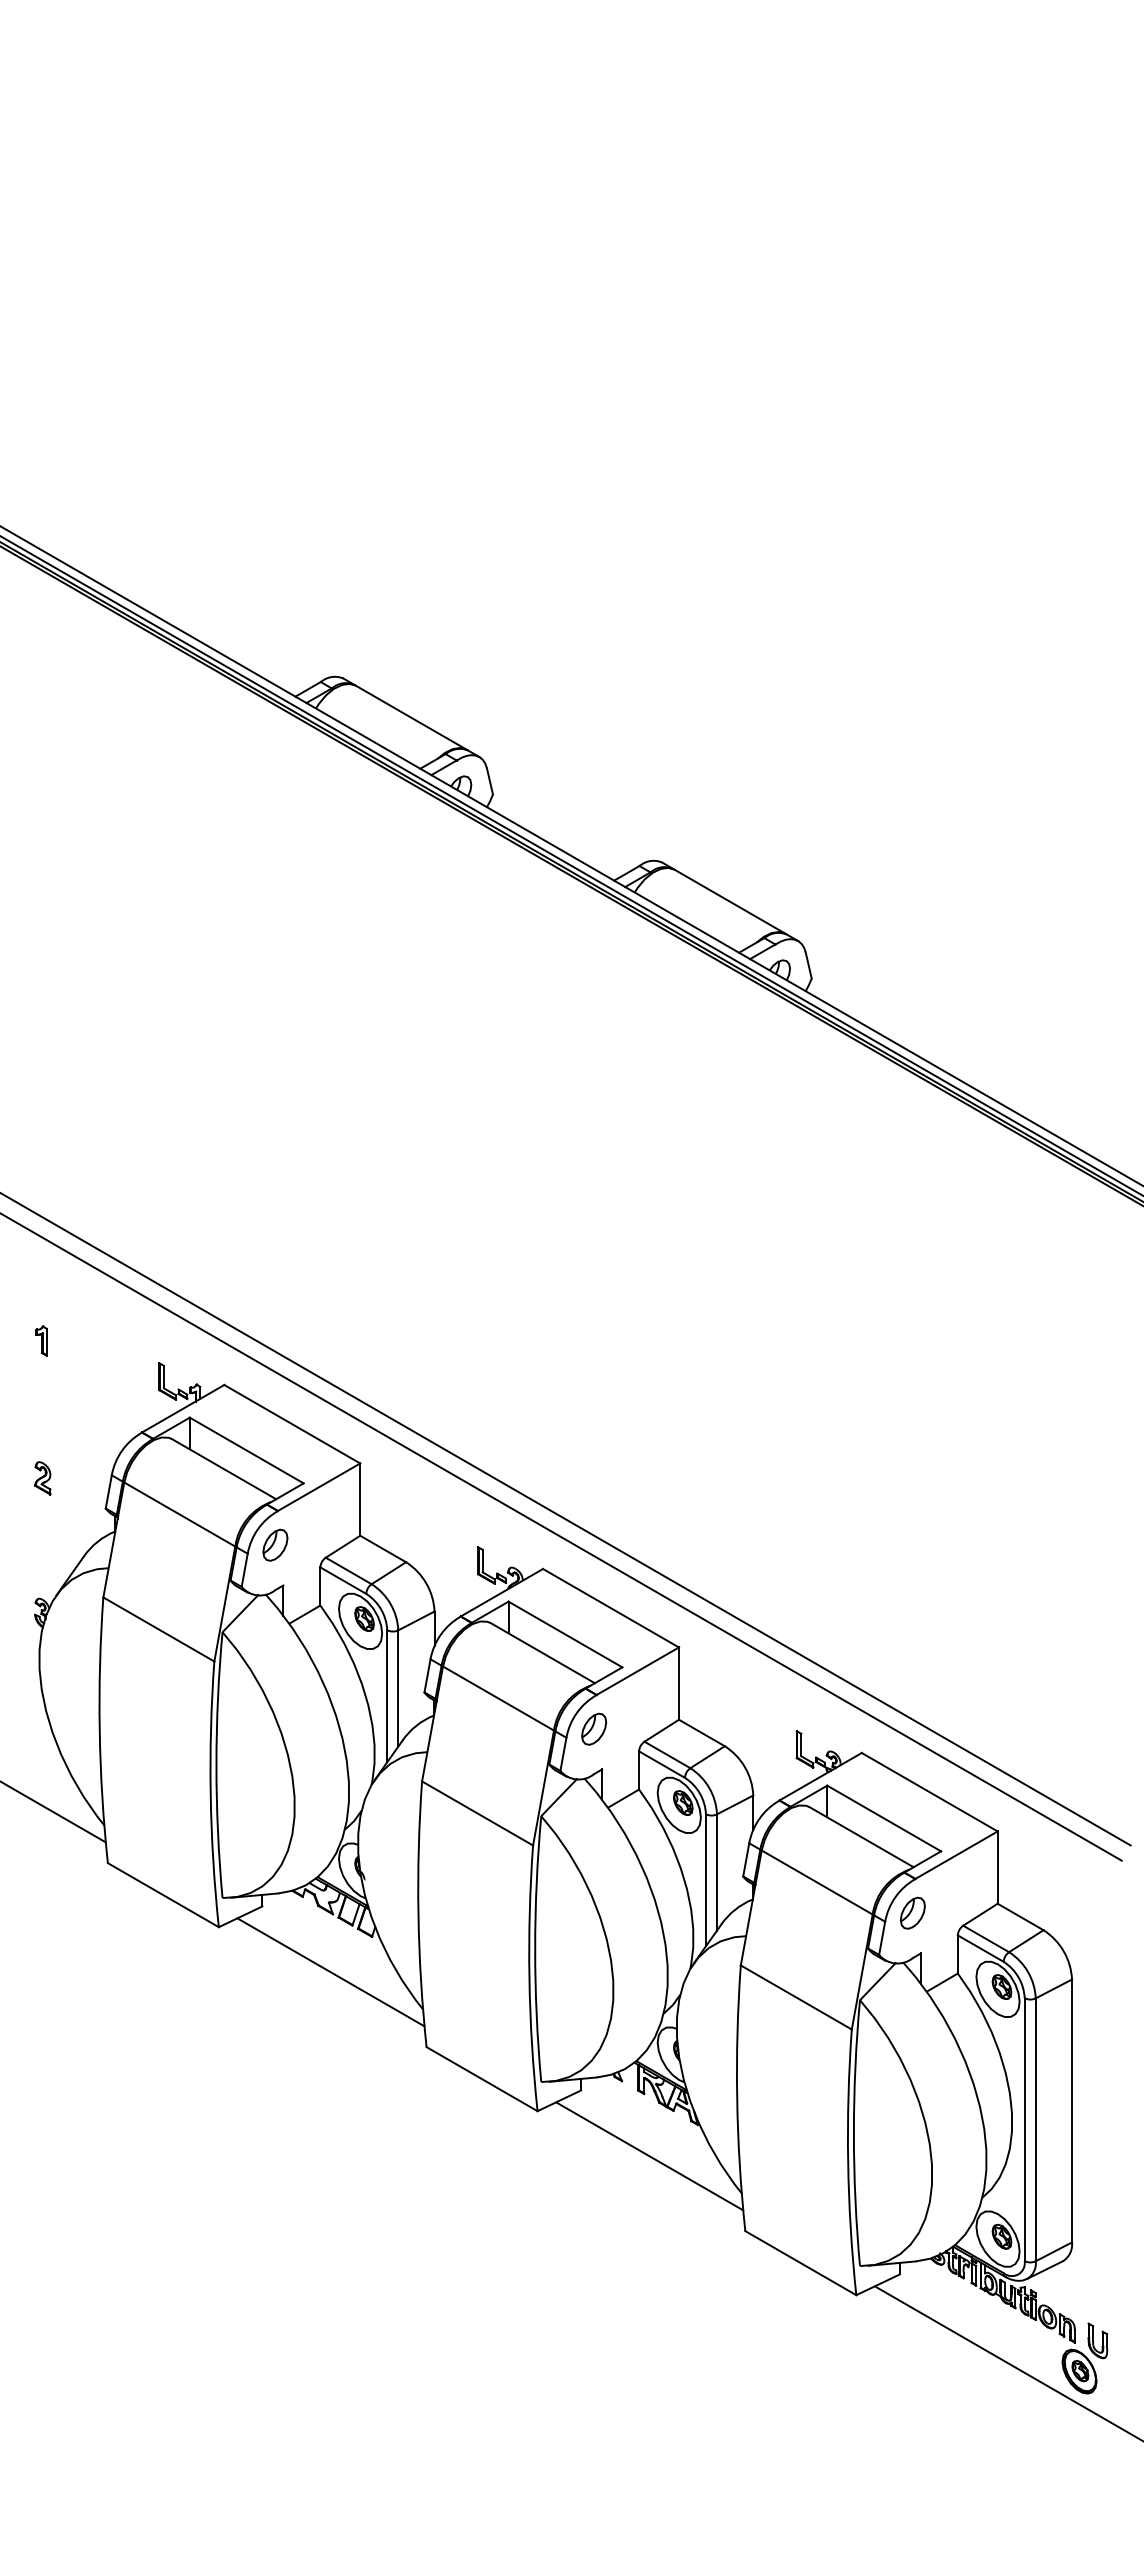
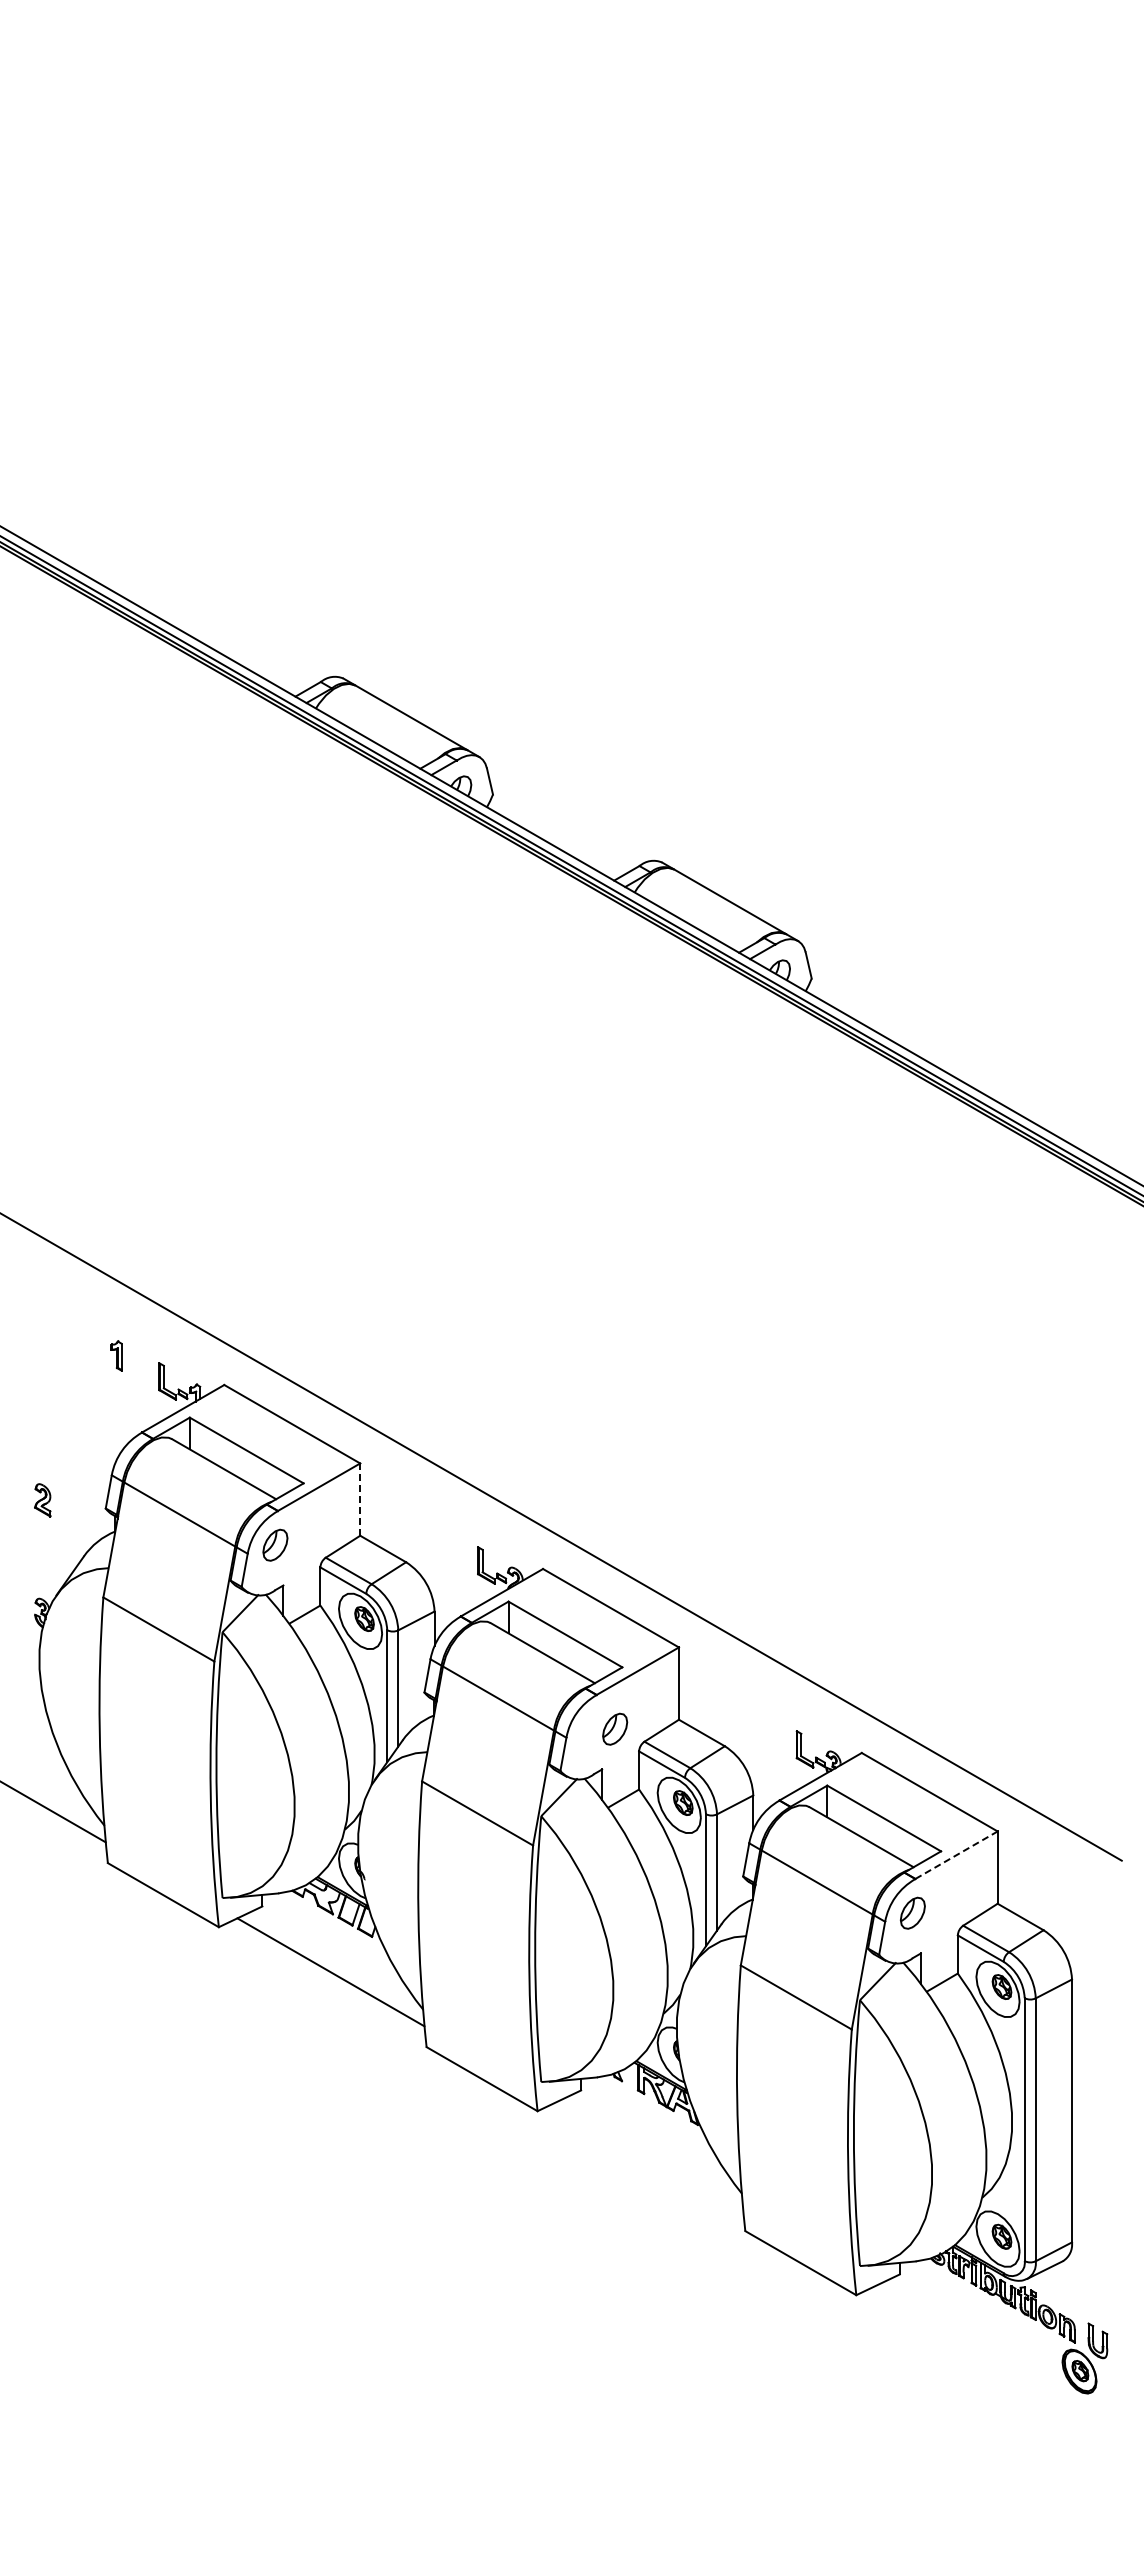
part position: (41, 1340) -> (116, 1355) (116, 1355)
part position: (42, 1478) -> (42, 1500) (42, 1500)
line: solid -> dashed (360, 1499)
line: present -> none (566, 1519)
part position: (594, 1728) -> (615, 1728) (615, 1728)
line: solid -> dashed (957, 1854)
line: present -> none (649, 2156)
line: present -> none (1007, 2362)
